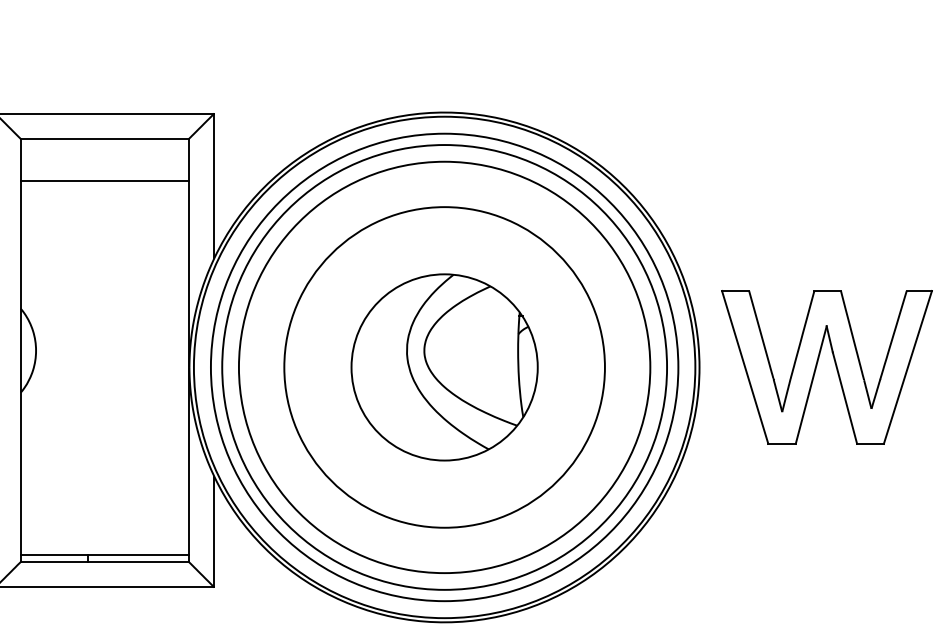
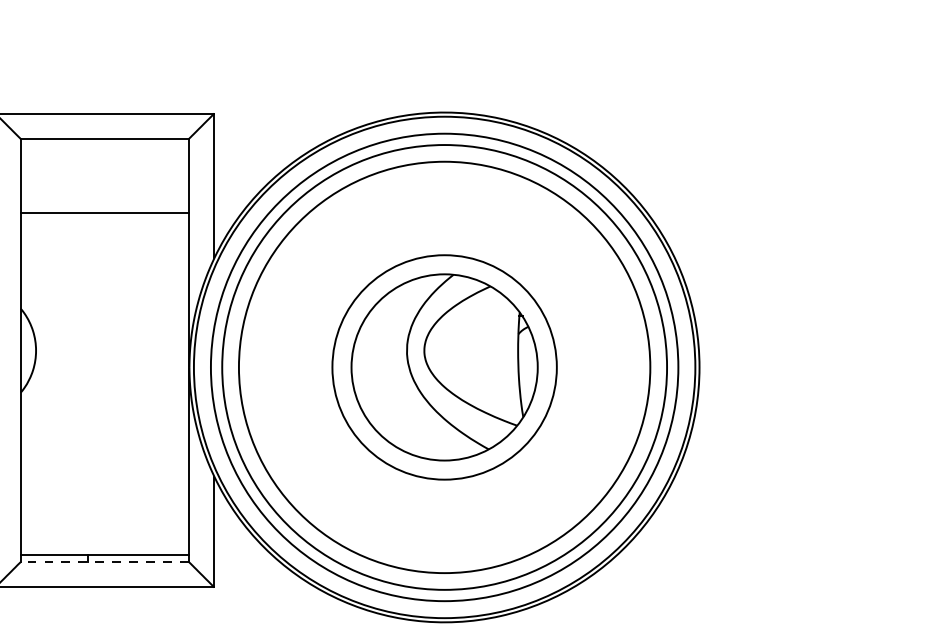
line position: (104, 180) -> (104, 212) (104, 212)
part: present -> none (834, 363)
circle diameter: 321 px -> 224 px (444, 367)
line: solid -> dashed (104, 562)
